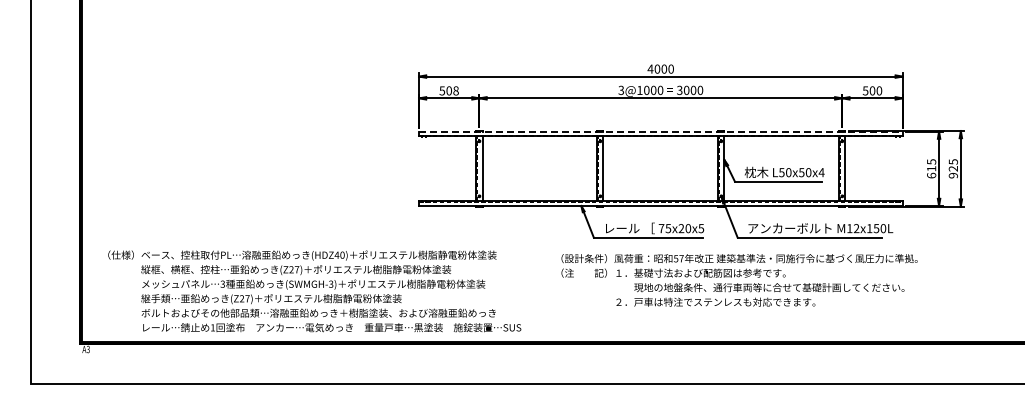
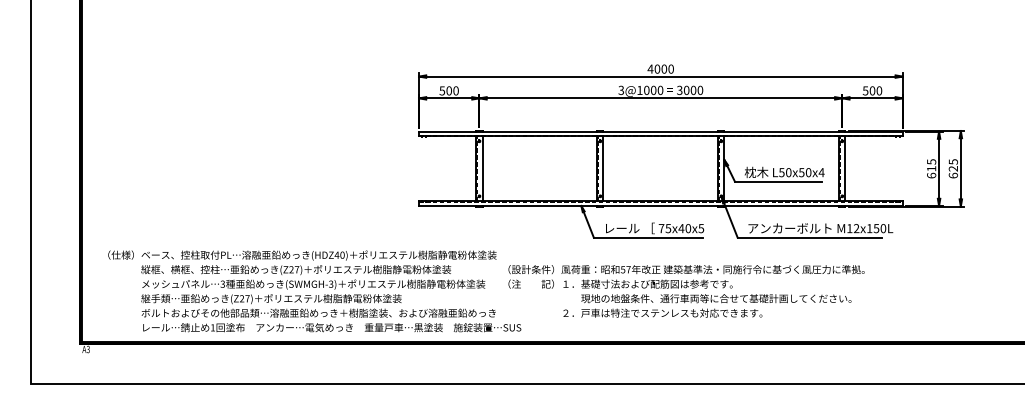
text: 508 -> 500 (455, 91)
line: dashed -> solid (660, 131)
text: 925 -> 625 (952, 175)
text: 75x20x5 -> 75x40x5 (681, 228)
text position: (739, 280) -> (686, 291) (686, 291)
